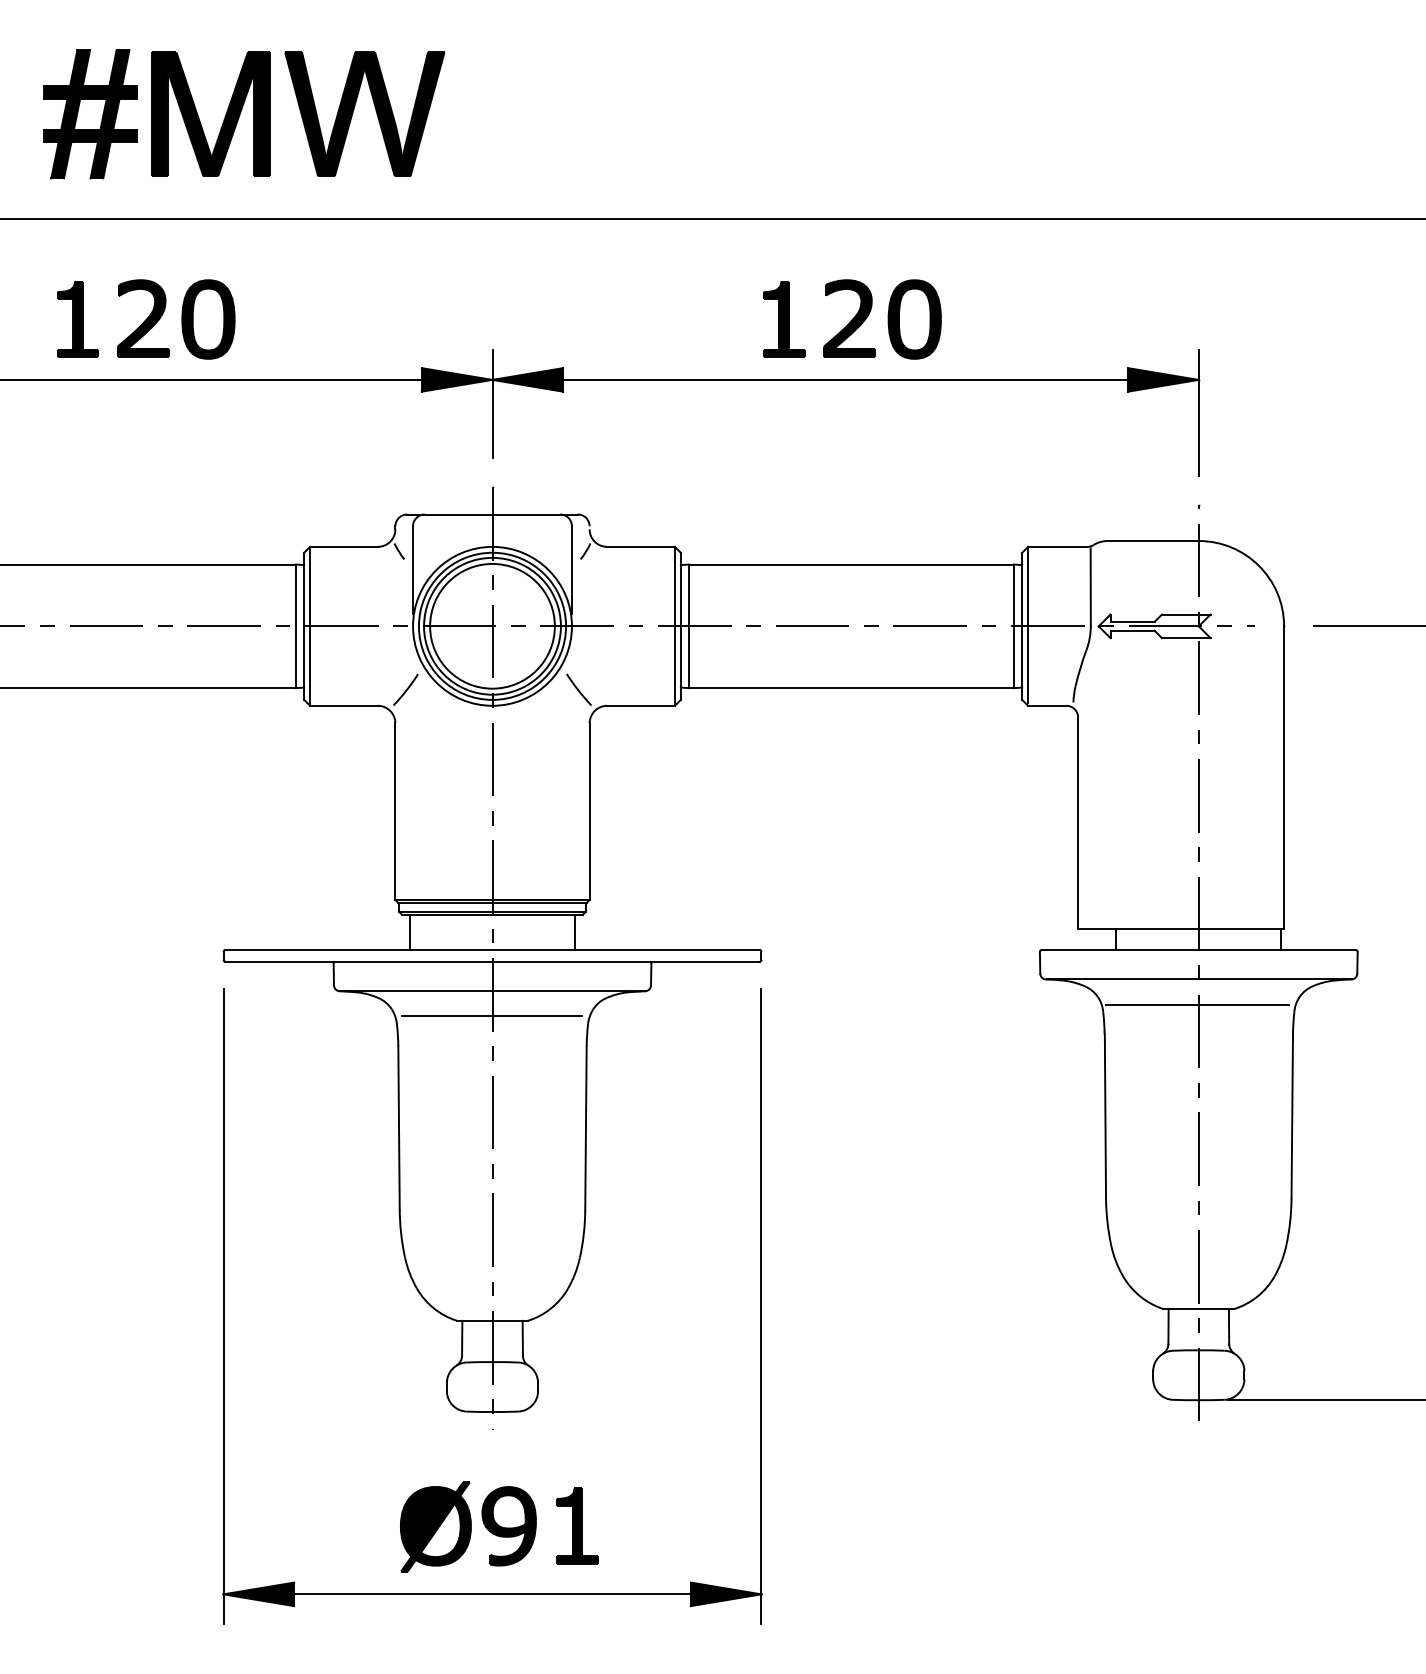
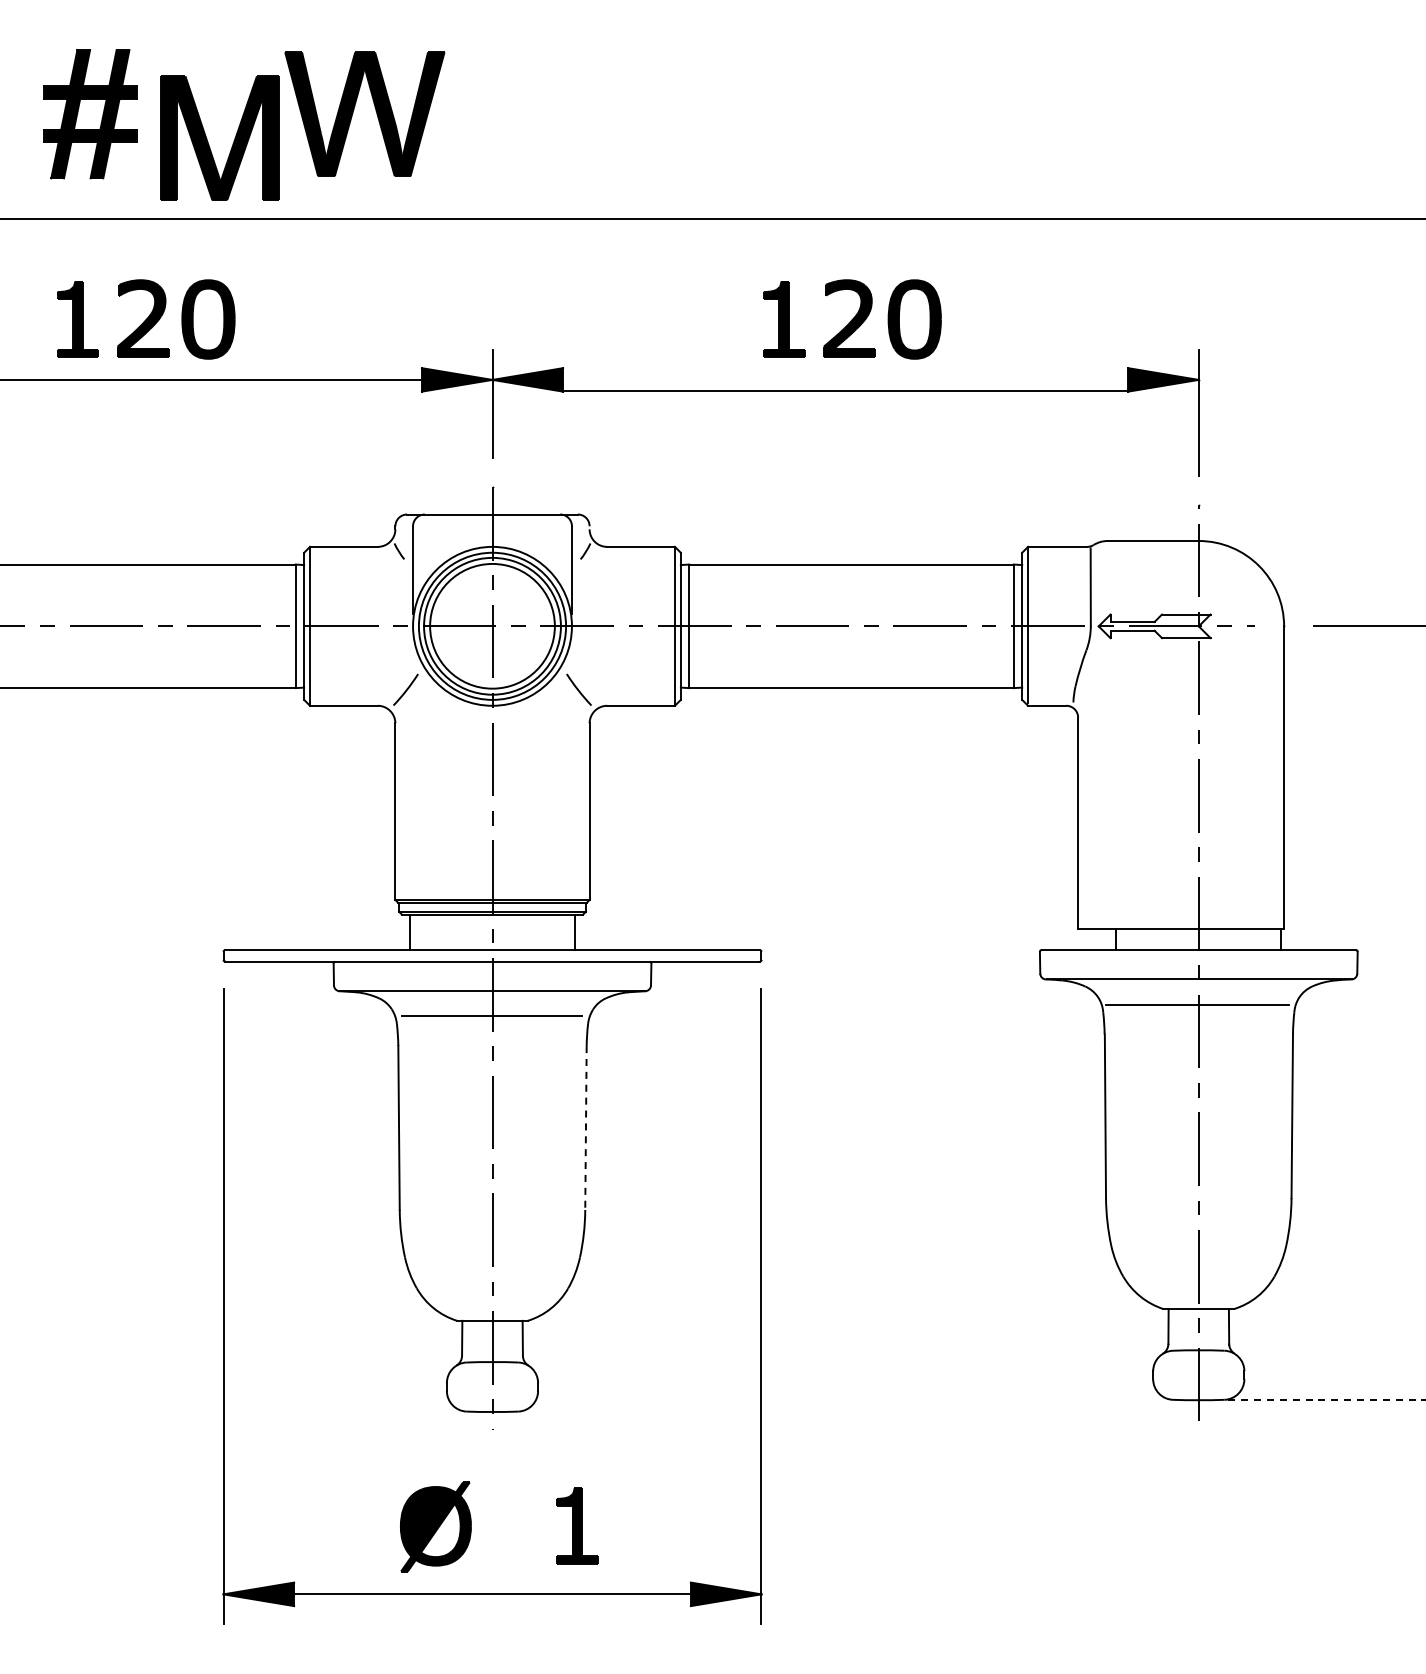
part position: (199, 117) -> (208, 141) (208, 141)
line position: (845, 379) -> (845, 390) (845, 390)
line: solid -> dashed (585, 1128)
line: solid -> dashed (1327, 1400)
part: present -> none (508, 1526)
